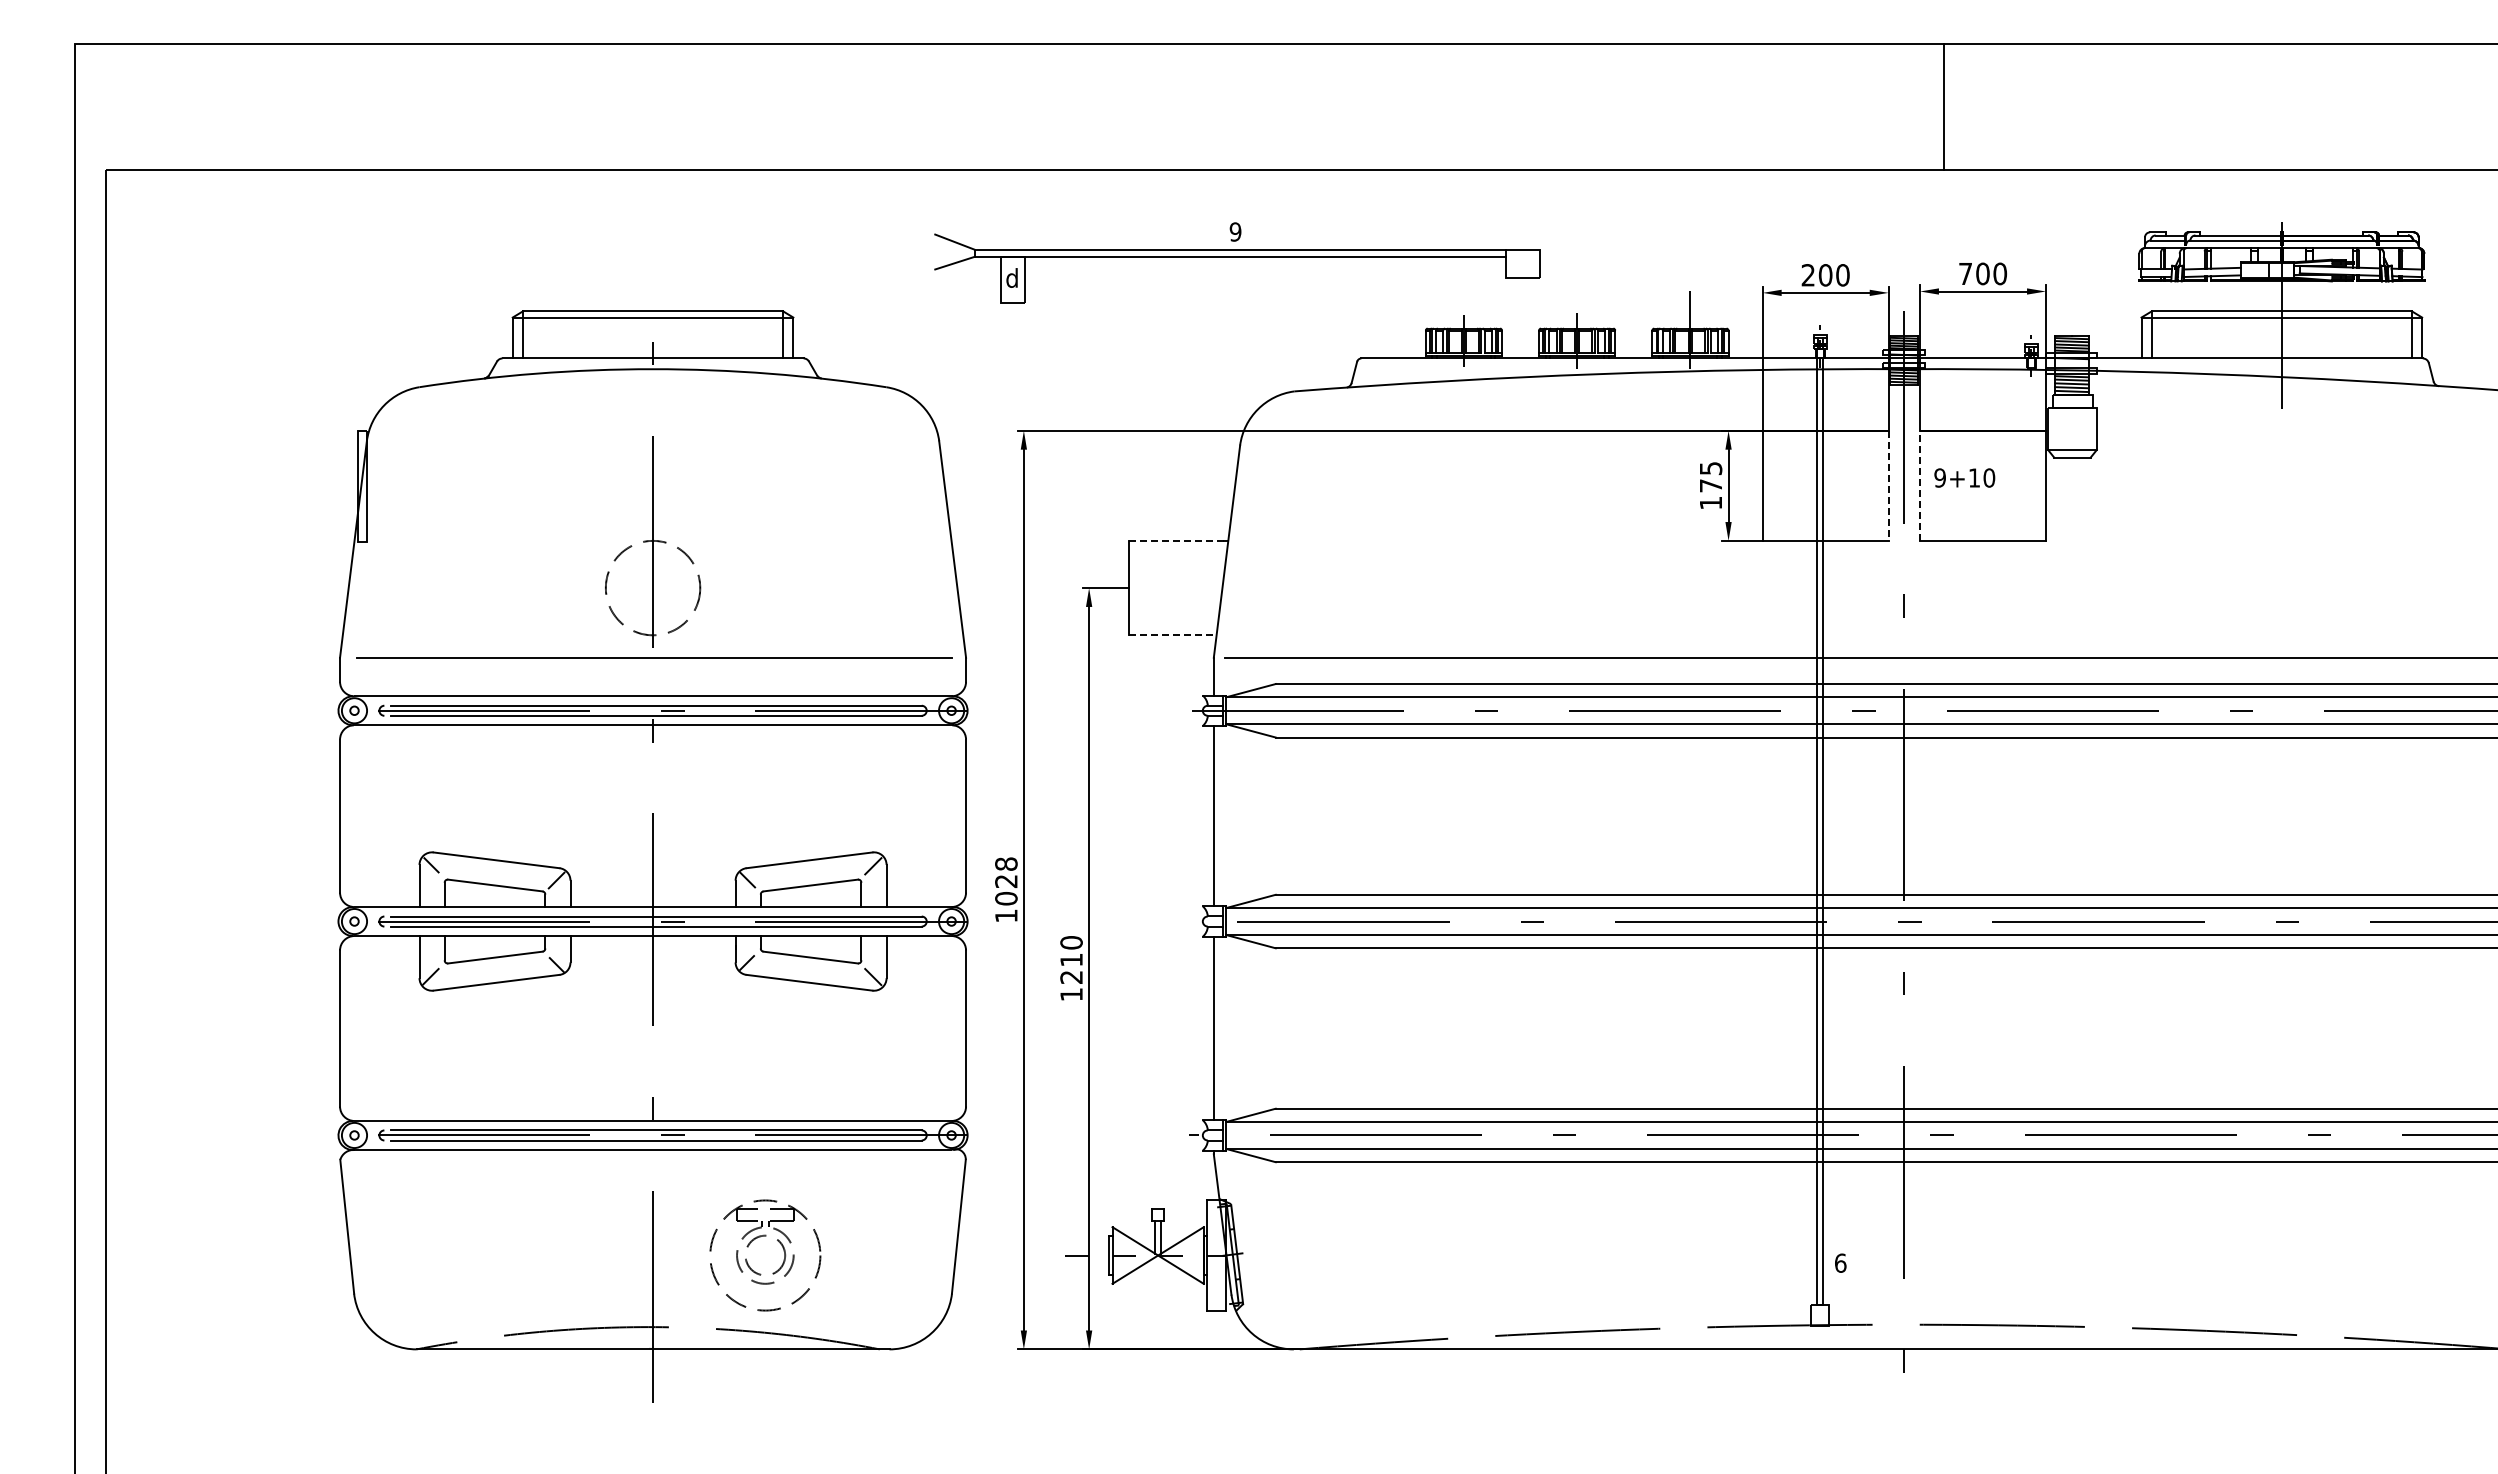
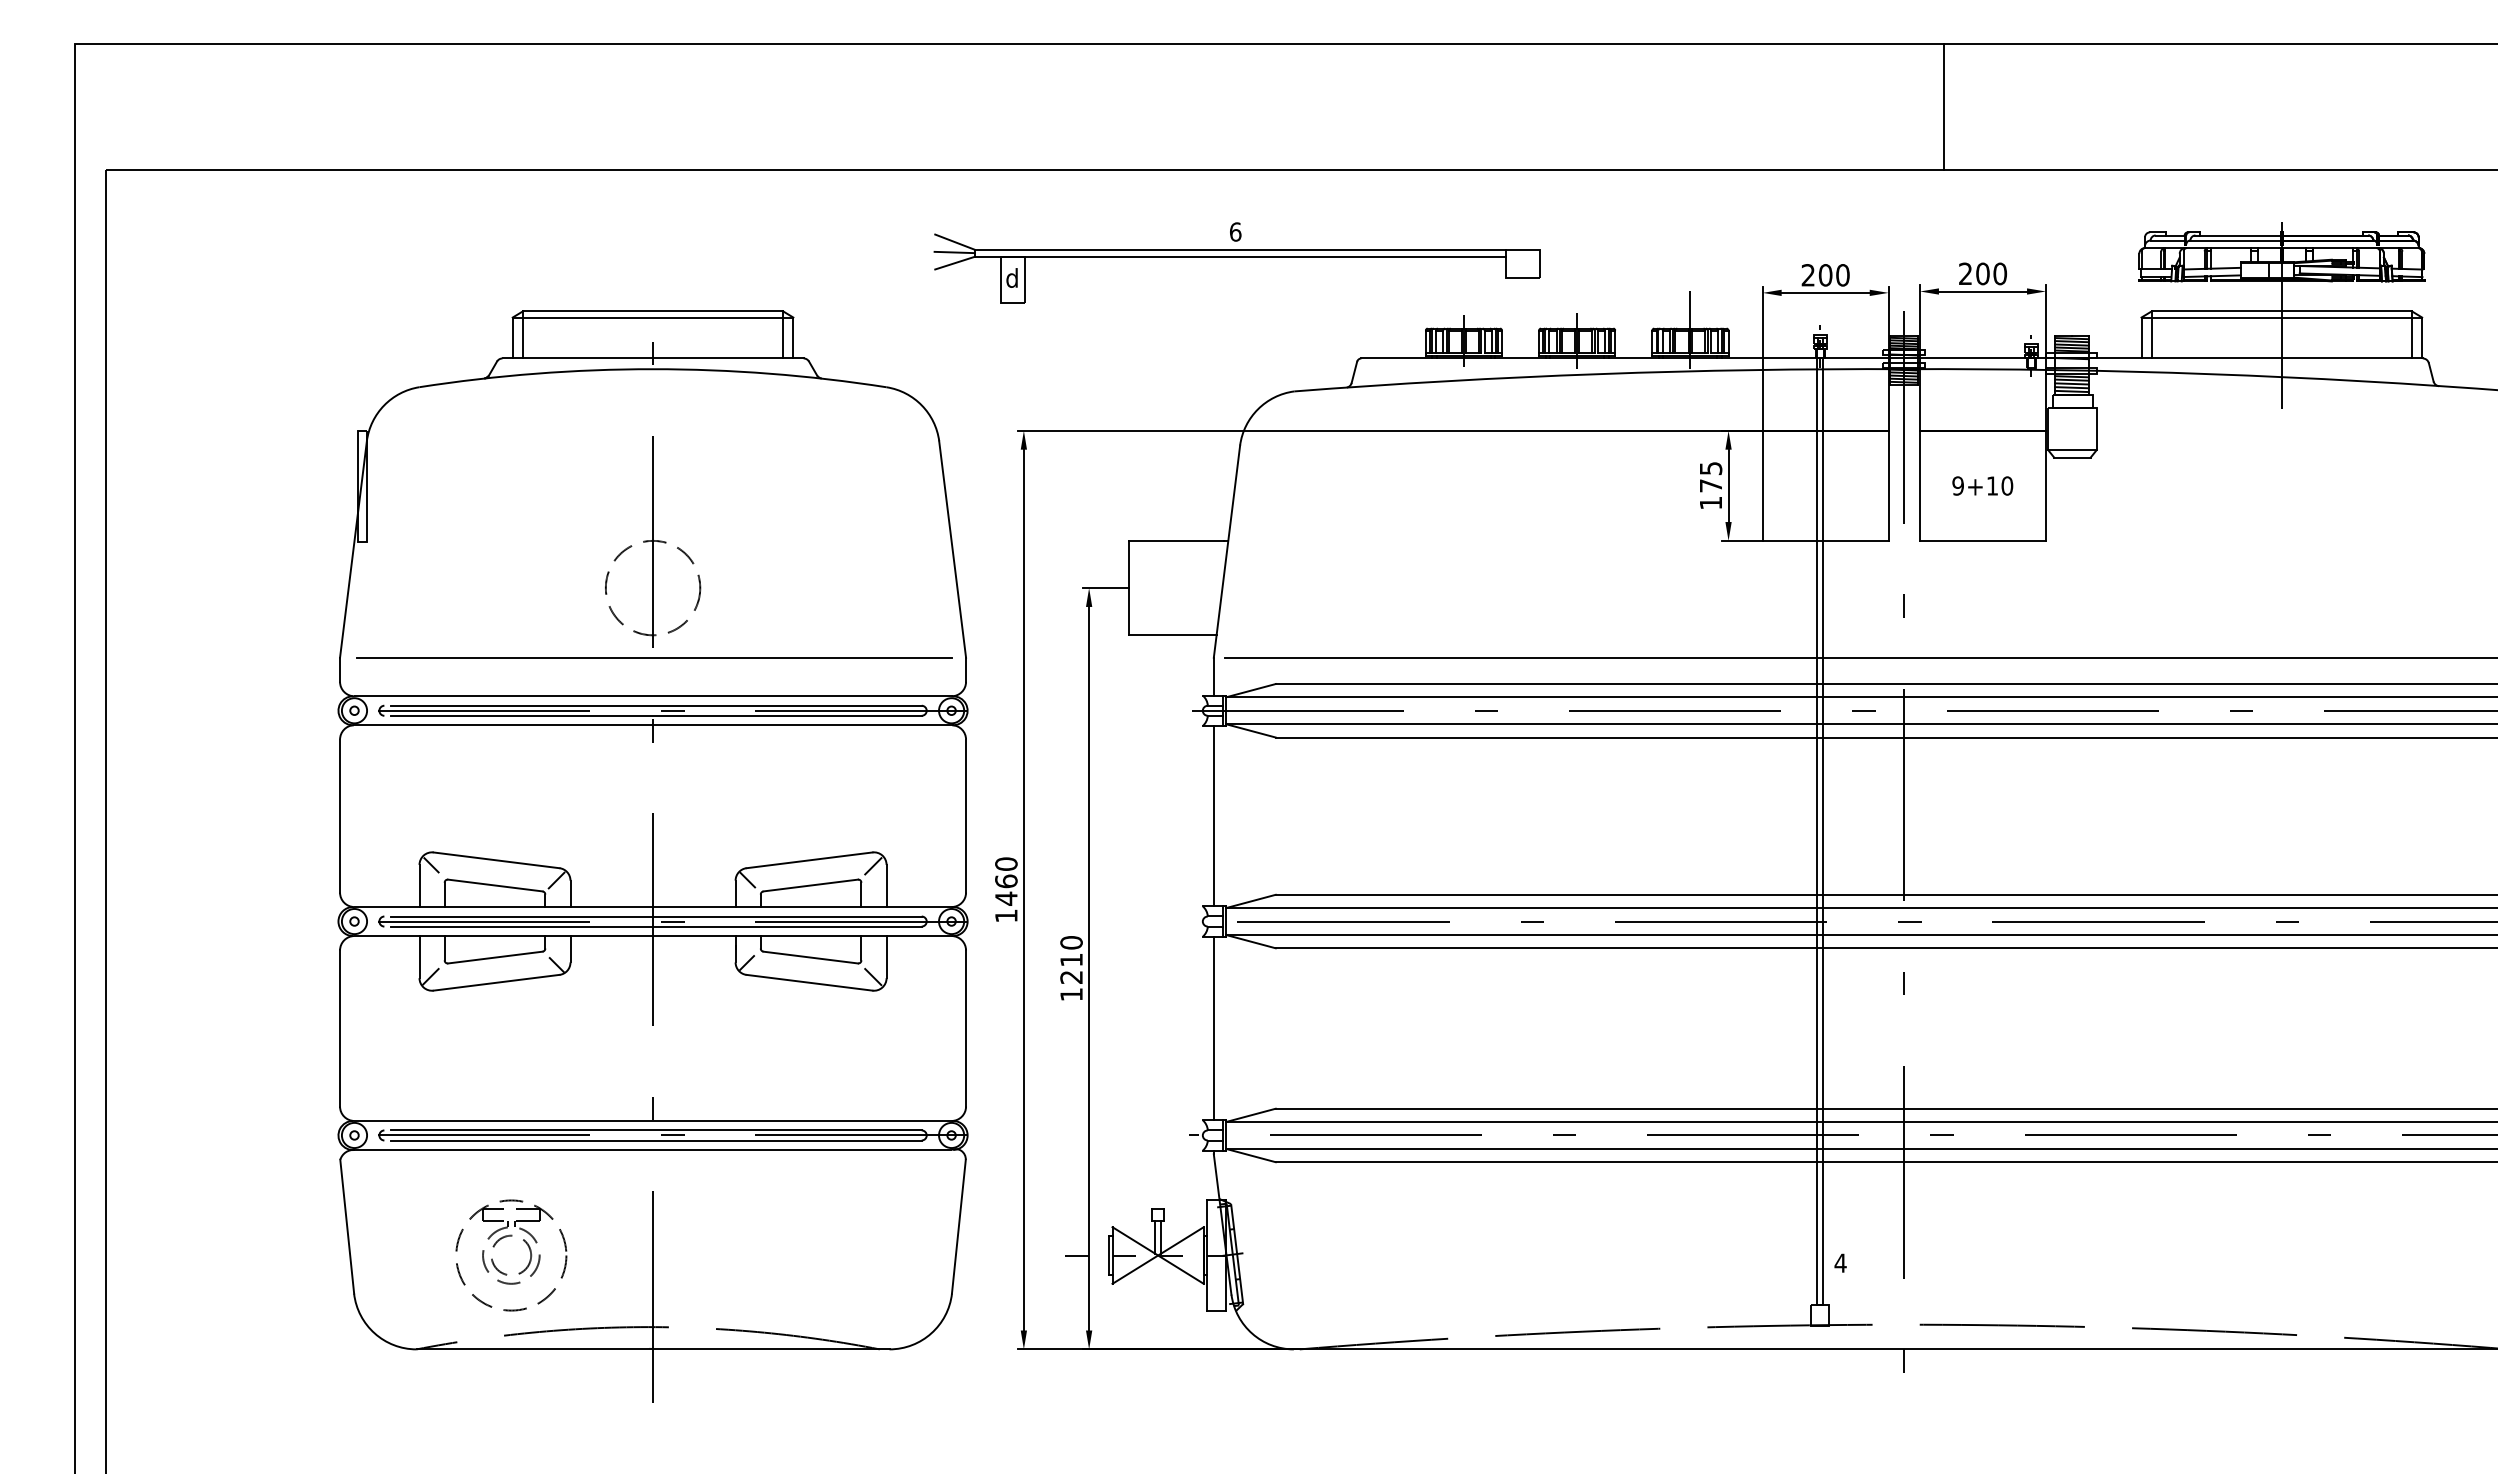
text: 9 -> 6 (1235, 231)
line: none -> present (954, 252)
text: 700 -> 200 (1965, 273)
text position: (1964, 477) -> (1982, 485) (1982, 485)
line: dashed -> solid (1920, 485)
line: dashed -> solid (1888, 486)
line: dashed -> solid (1176, 540)
line: dashed -> solid (1172, 635)
text: 1028 -> 1460 (1006, 881)
part position: (778, 1242) -> (524, 1242) (524, 1242)
text: 6 -> 4 (1840, 1262)
